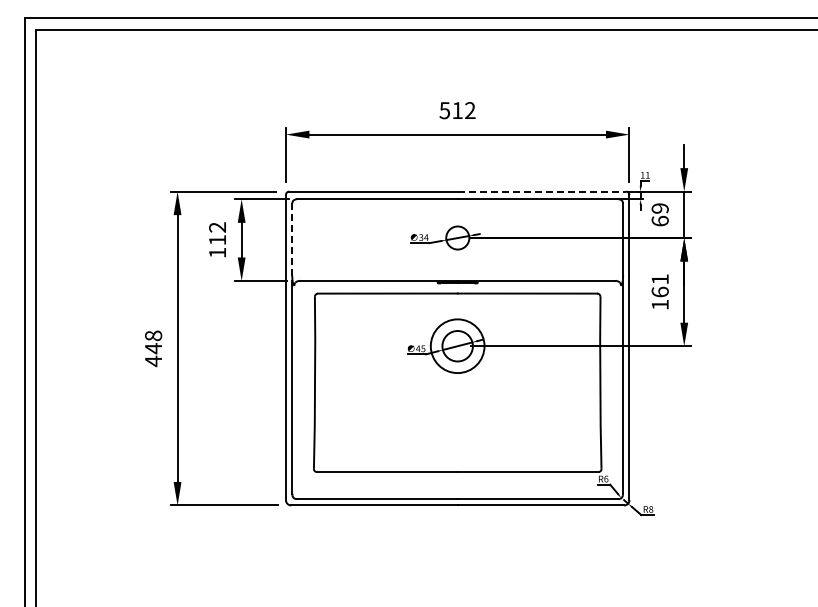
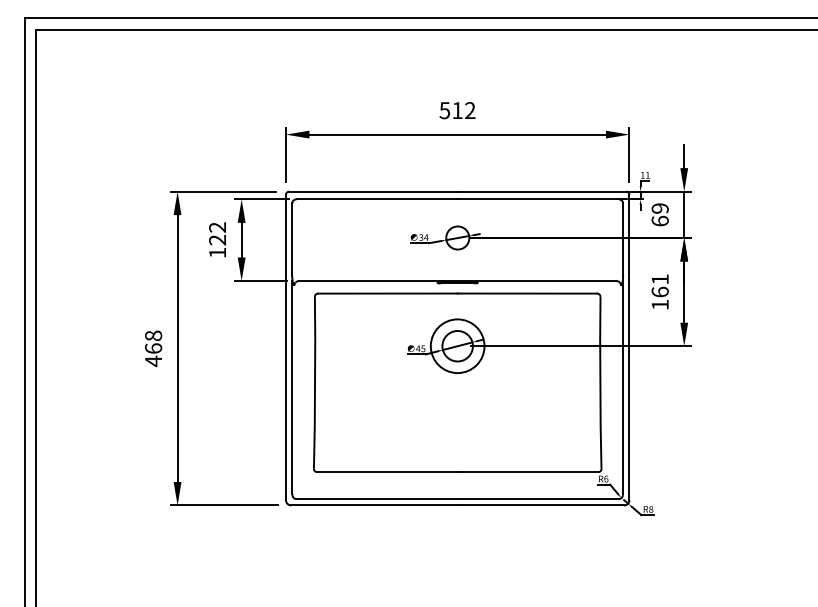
line: dashed -> solid (542, 191)
line: dashed -> solid (292, 239)
text: 112 -> 122 (217, 240)
text: 448 -> 468 (153, 348)
